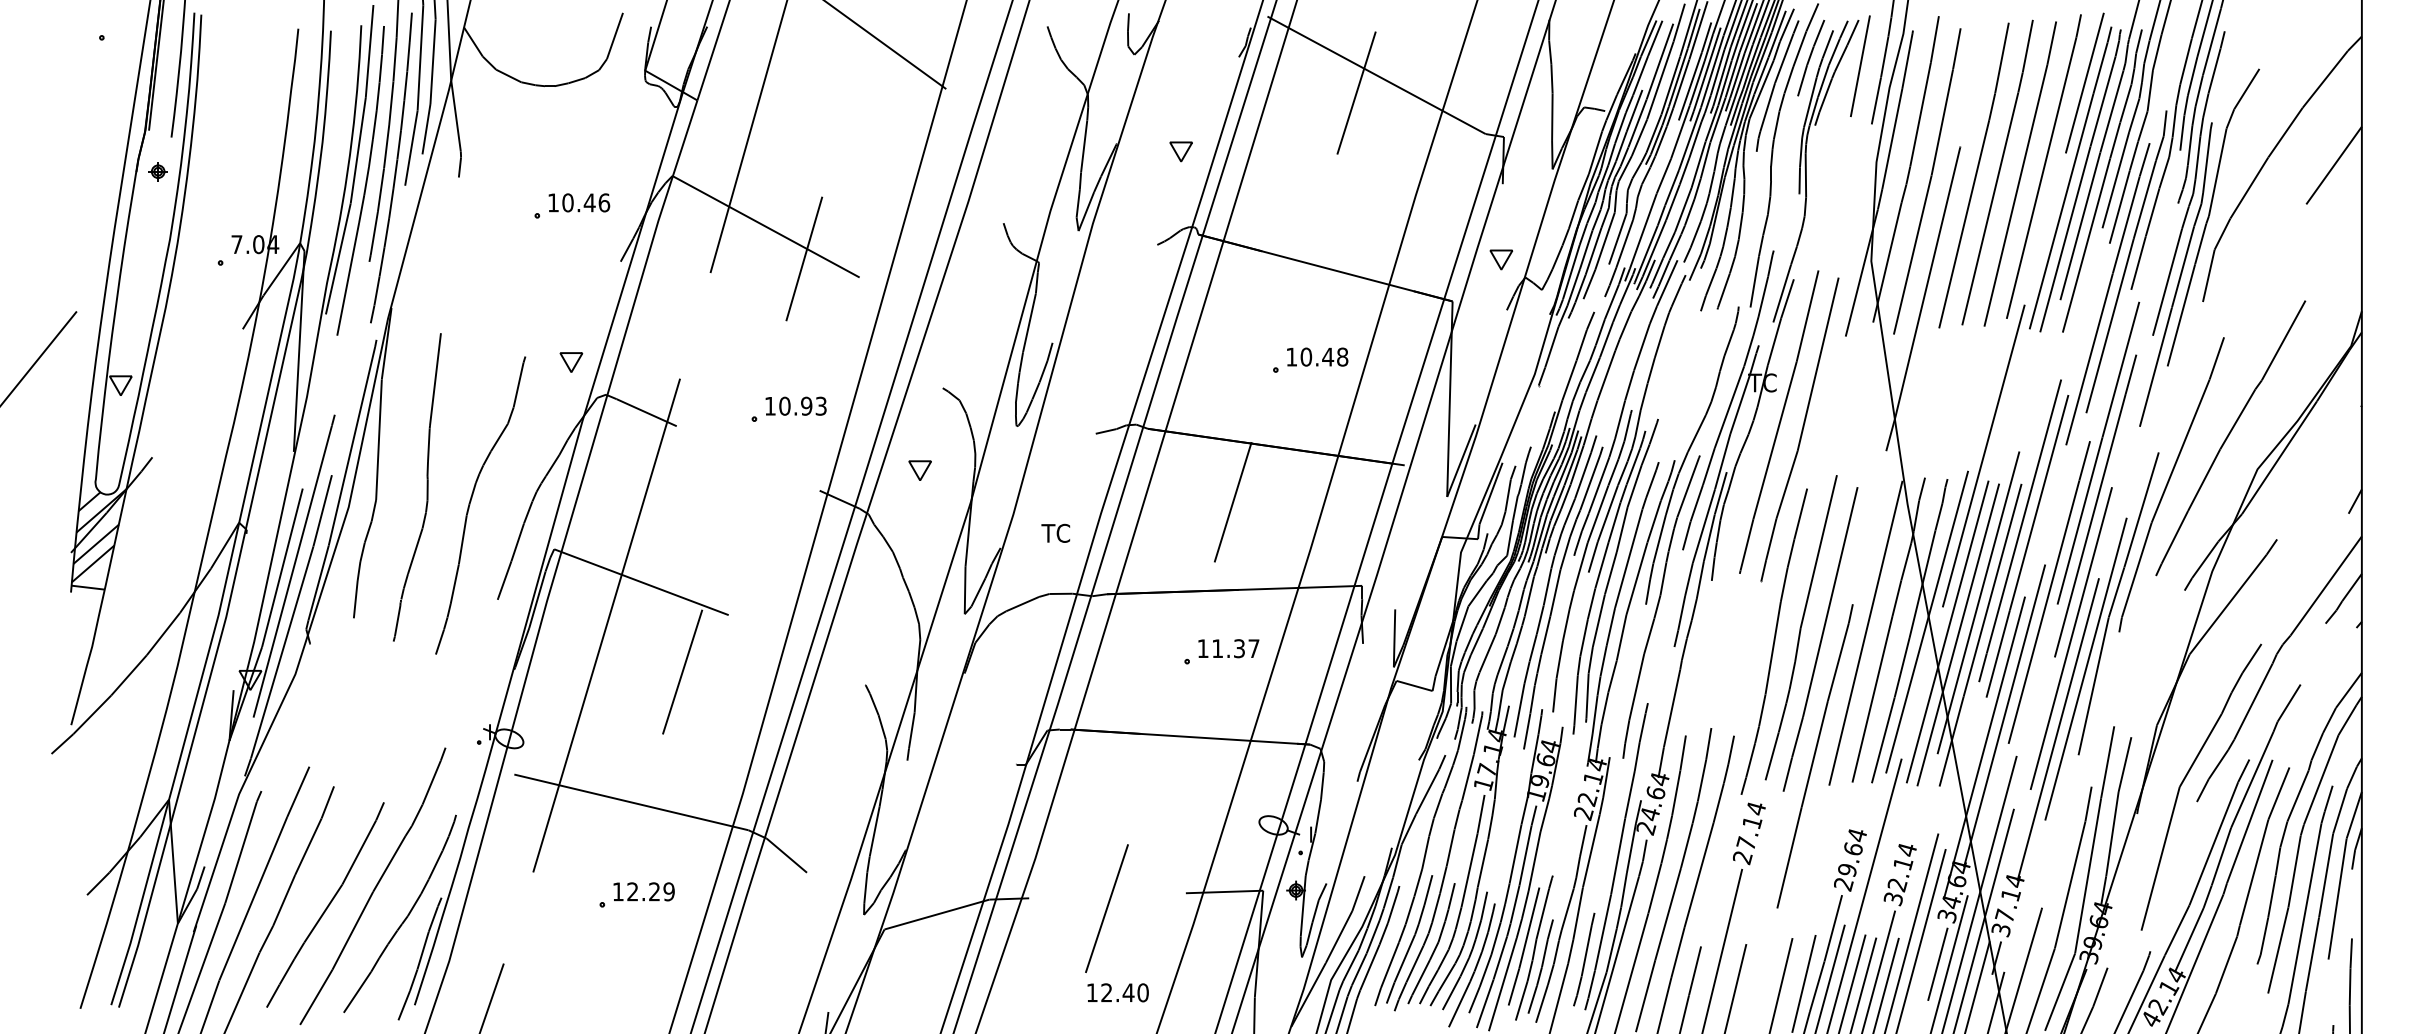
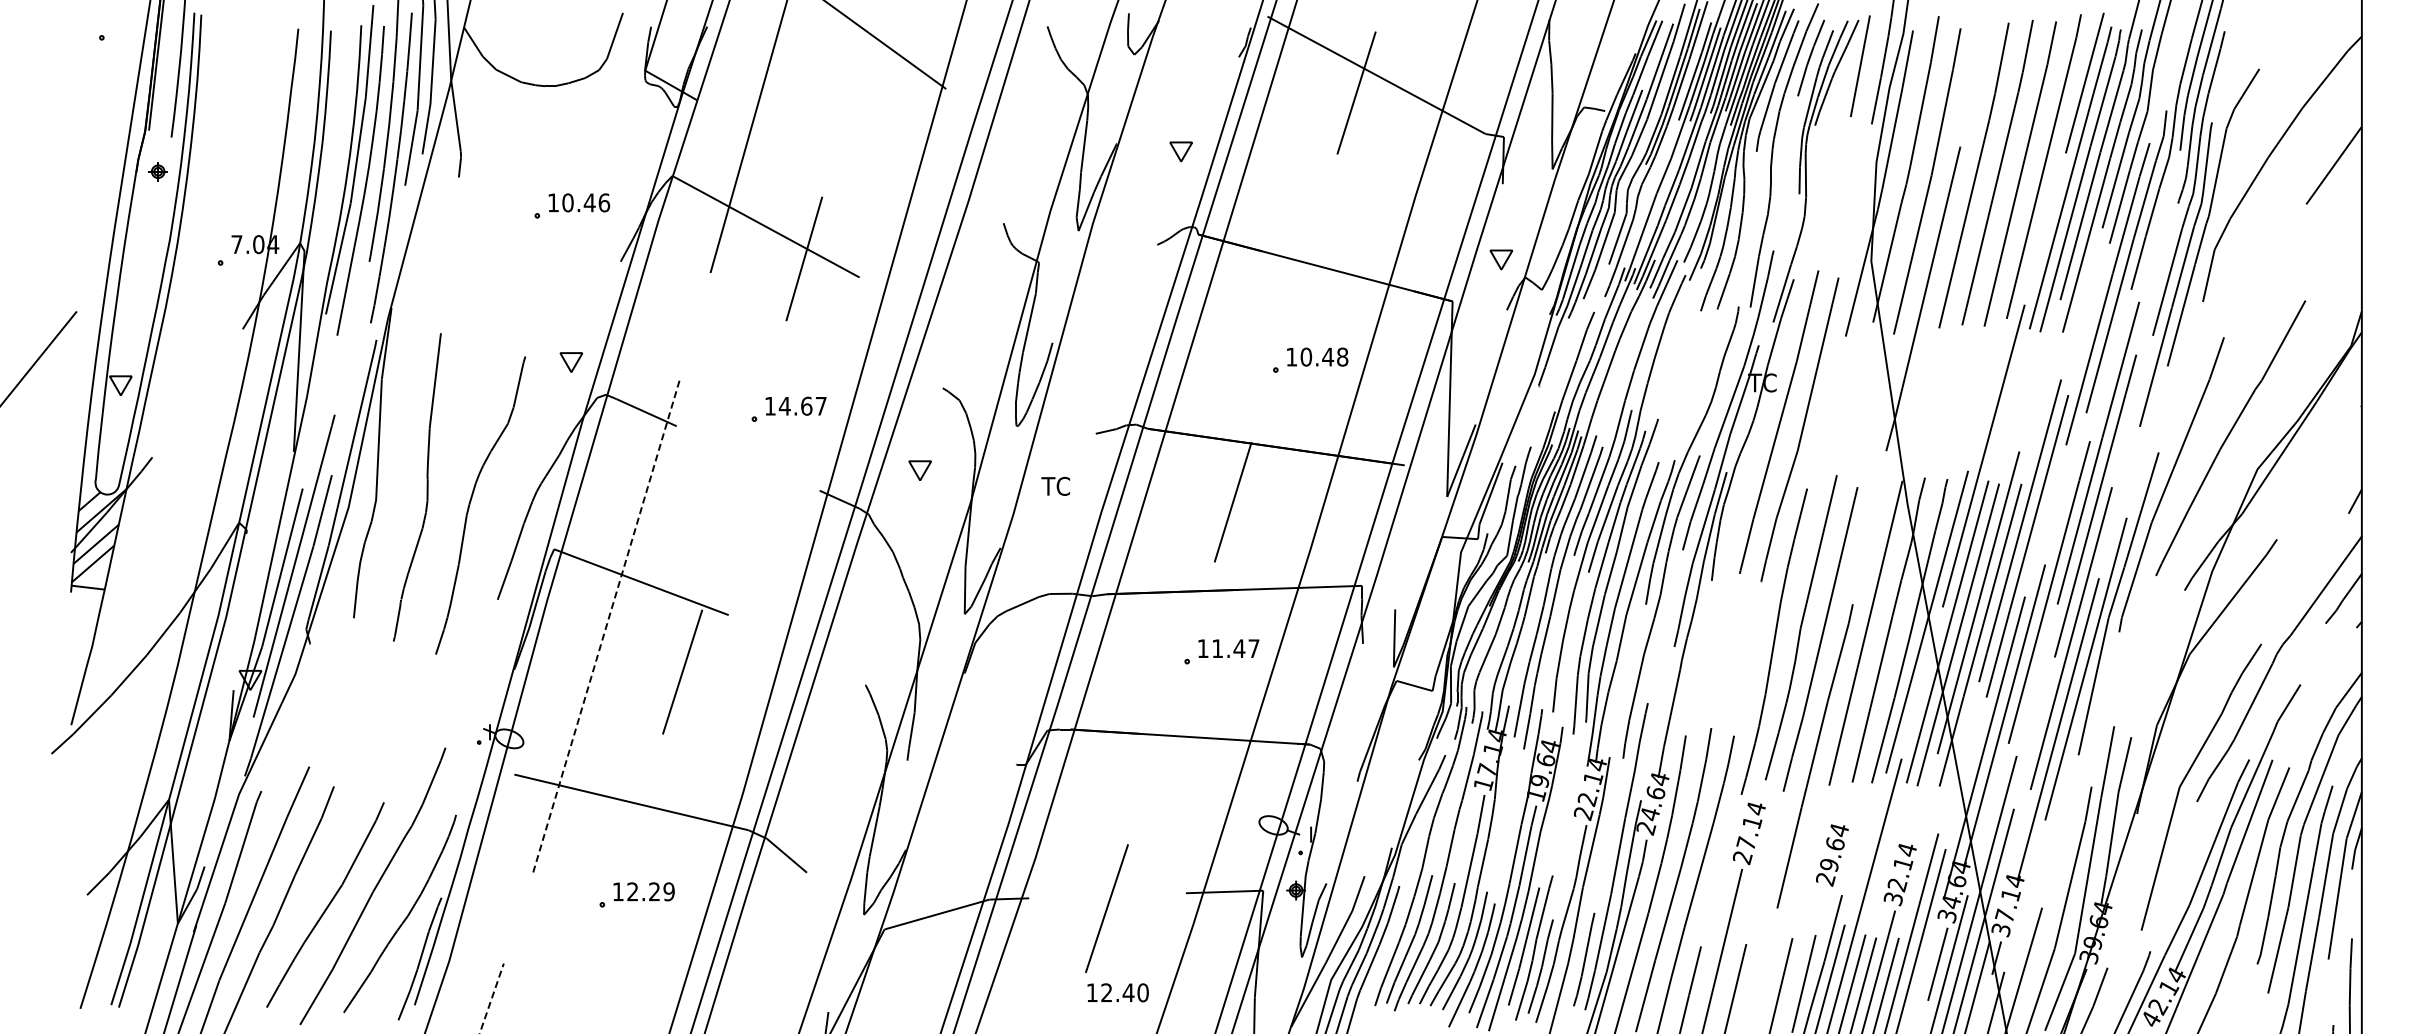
text: 10.93 -> 14.67 (802, 405)
text position: (1055, 532) -> (1055, 485) (1055, 485)
line: solid -> dashed (606, 625)
text: 11.37 -> 11.47 (1239, 648)
text position: (1850, 860) -> (1832, 855) (1832, 855)
line: solid -> dashed (491, 998)
